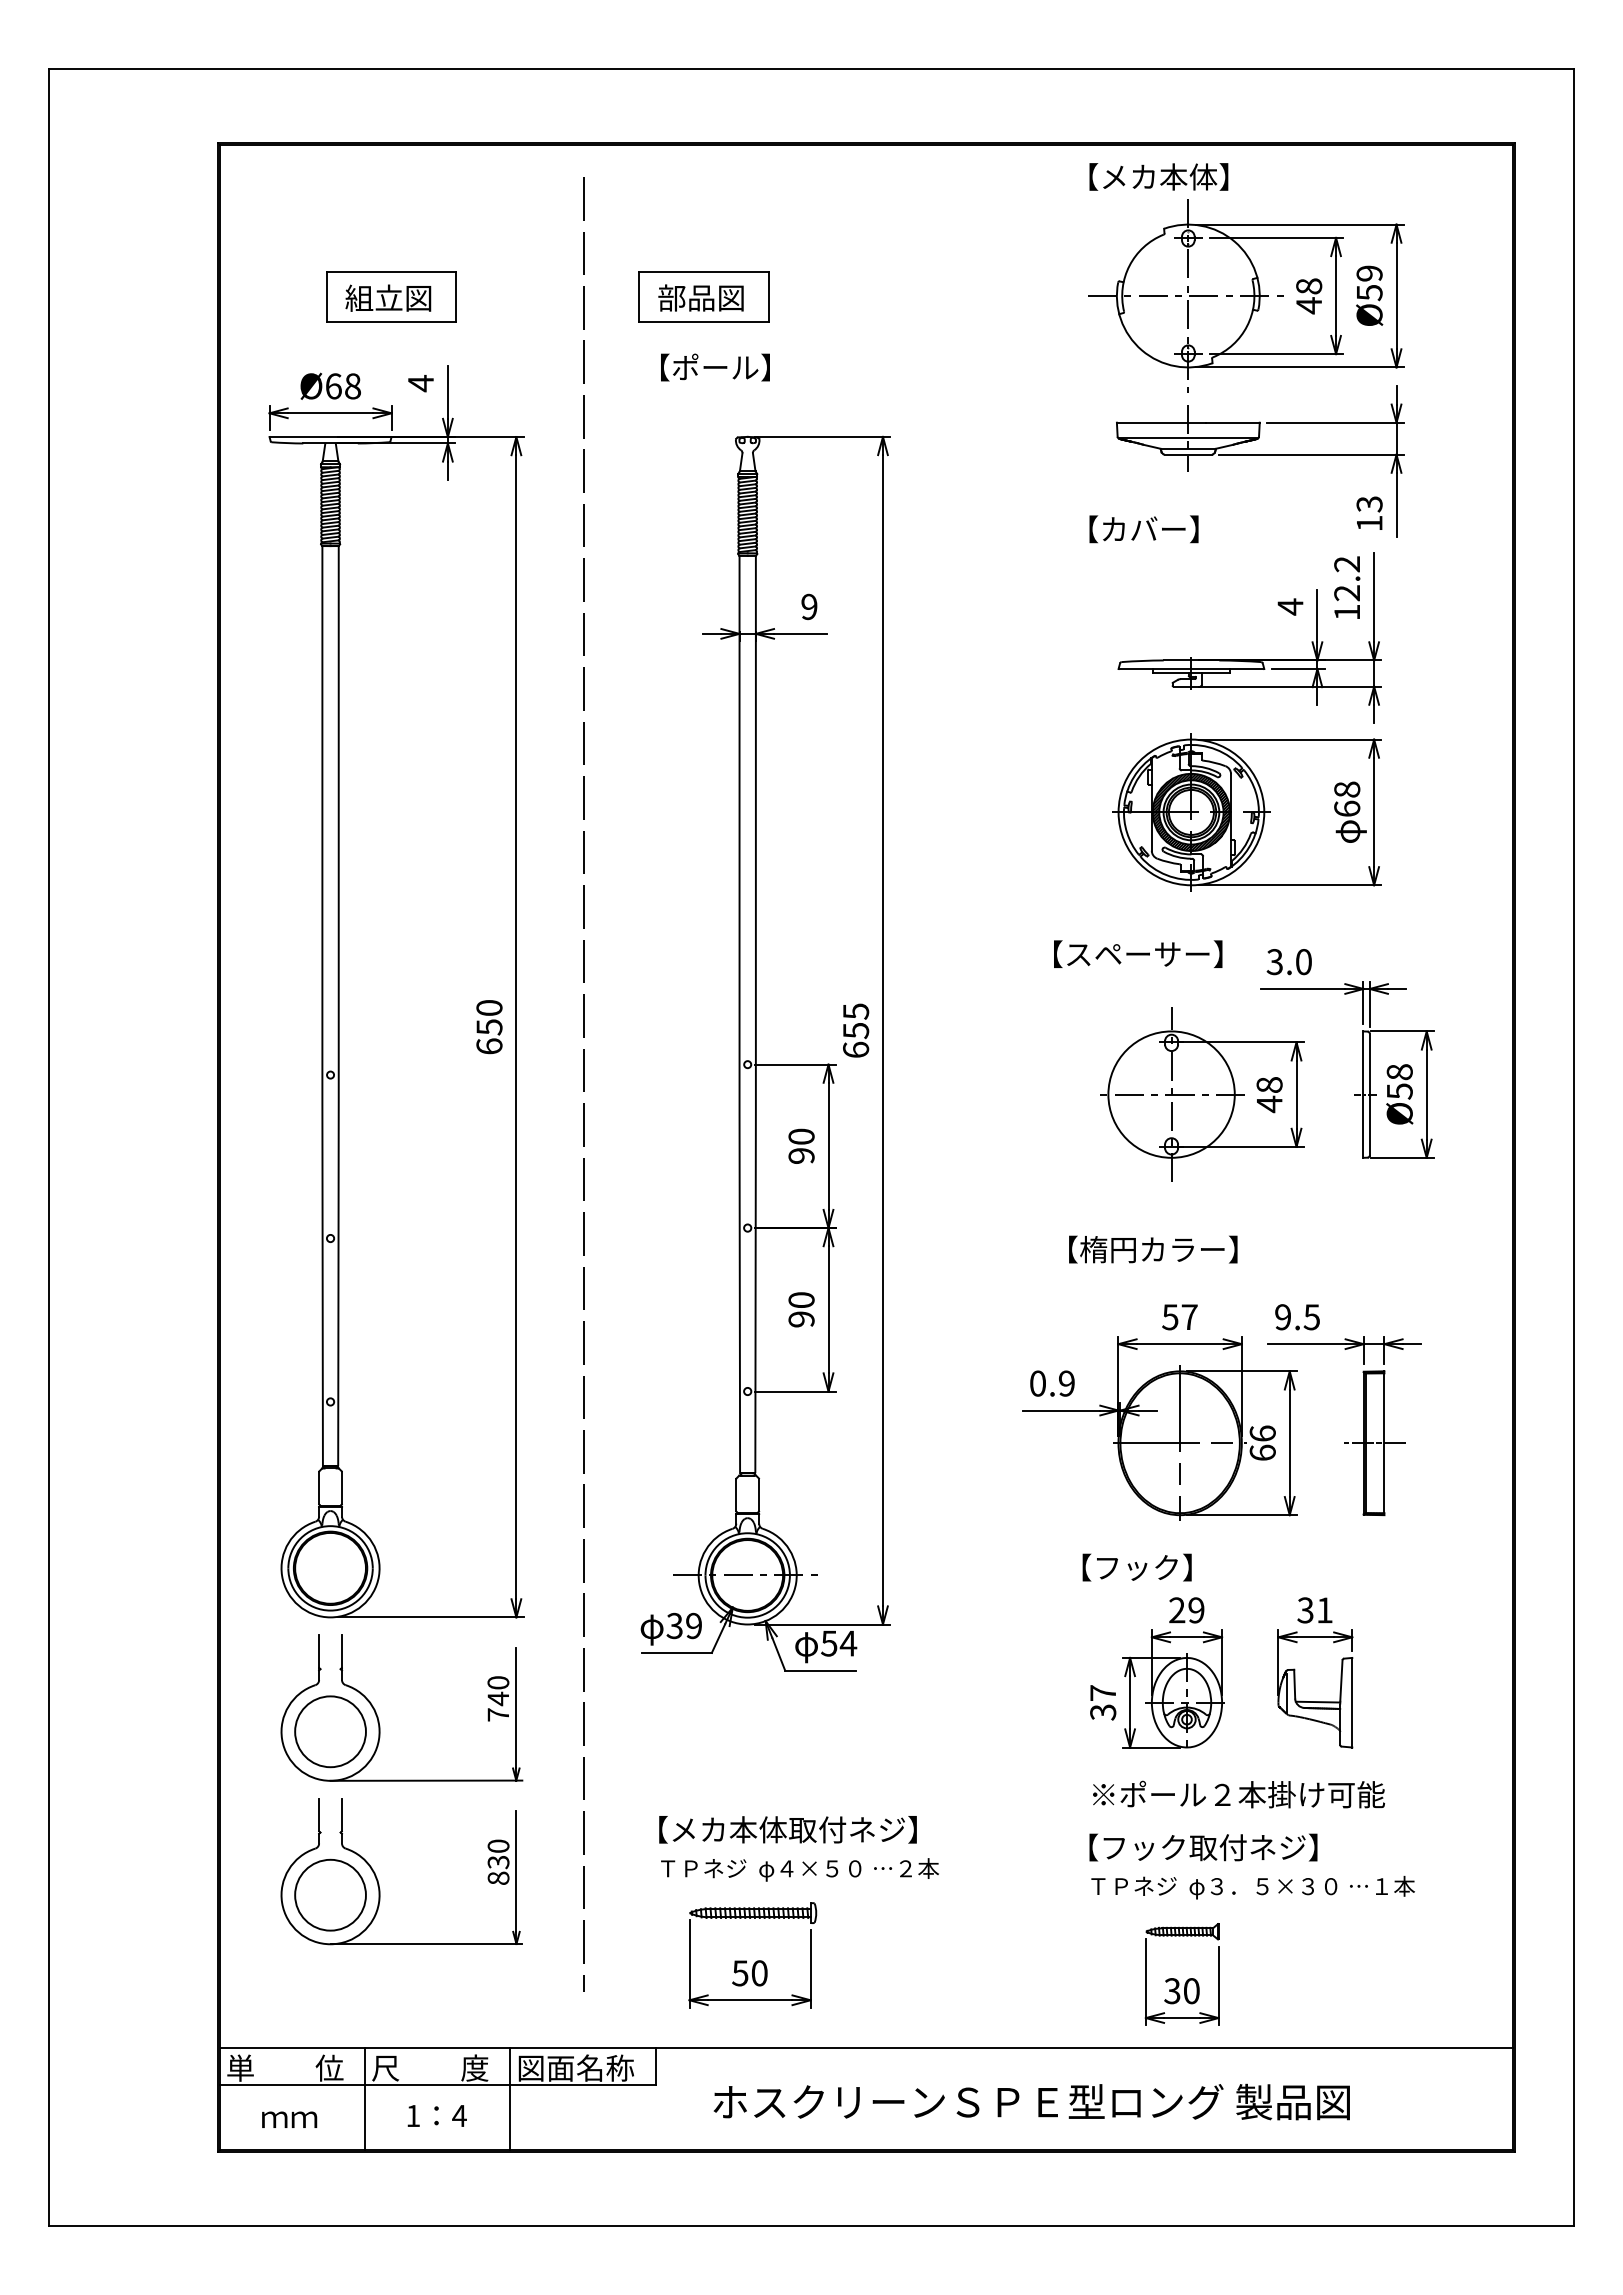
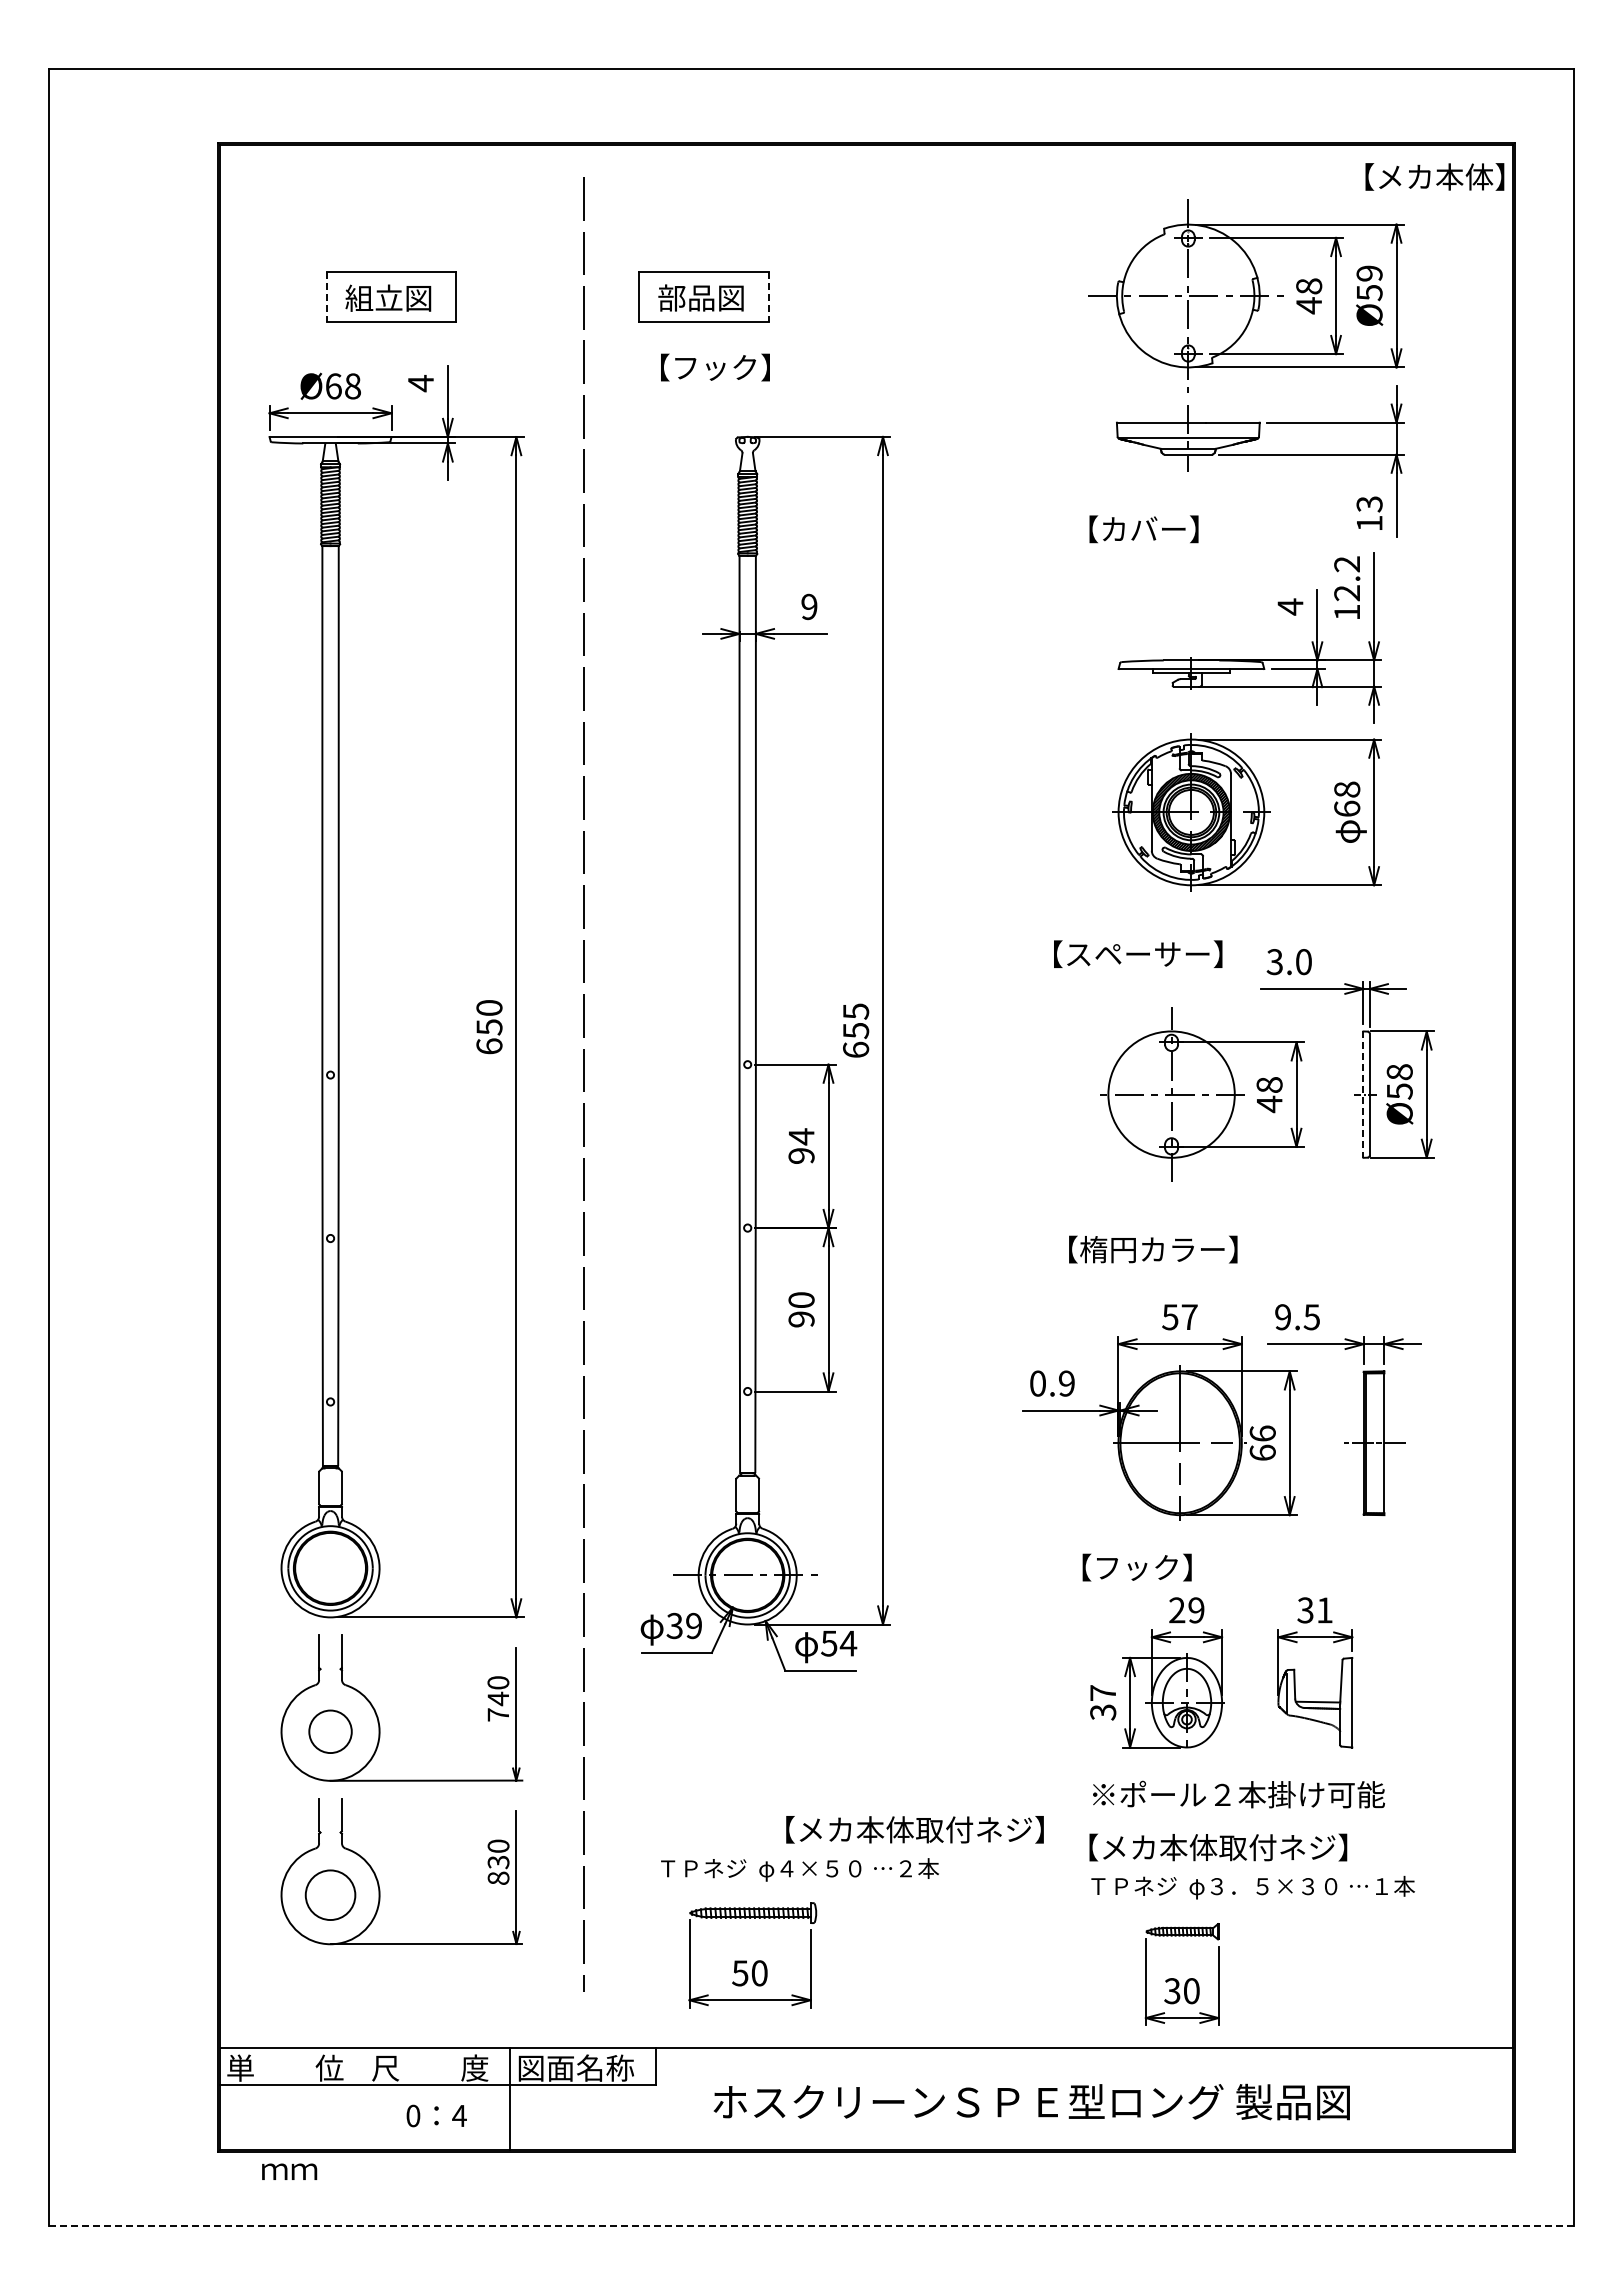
text position: (1158, 176) -> (1434, 176) (1434, 176)
line: solid -> dashed (326, 297)
line: solid -> dashed (768, 297)
text: 【ポール】 -> 【フック】 (715, 366)
line: solid -> dashed (1363, 1095)
text: 90 -> 94 (801, 1136)
circle diameter: 71 px -> 42 px (330, 1731)
text position: (787, 1829) -> (914, 1829) (914, 1829)
text: 【フック取付ネジ】 -> 【メカ本体取付ネジ】 (1225, 1847)
circle diameter: 71 px -> 50 px (330, 1895)
line: present -> none (365, 2098)
text: 1 -> 0 (413, 2115)
text position: (289, 2119) -> (289, 2171) (289, 2171)
line: solid -> dashed (811, 2226)
